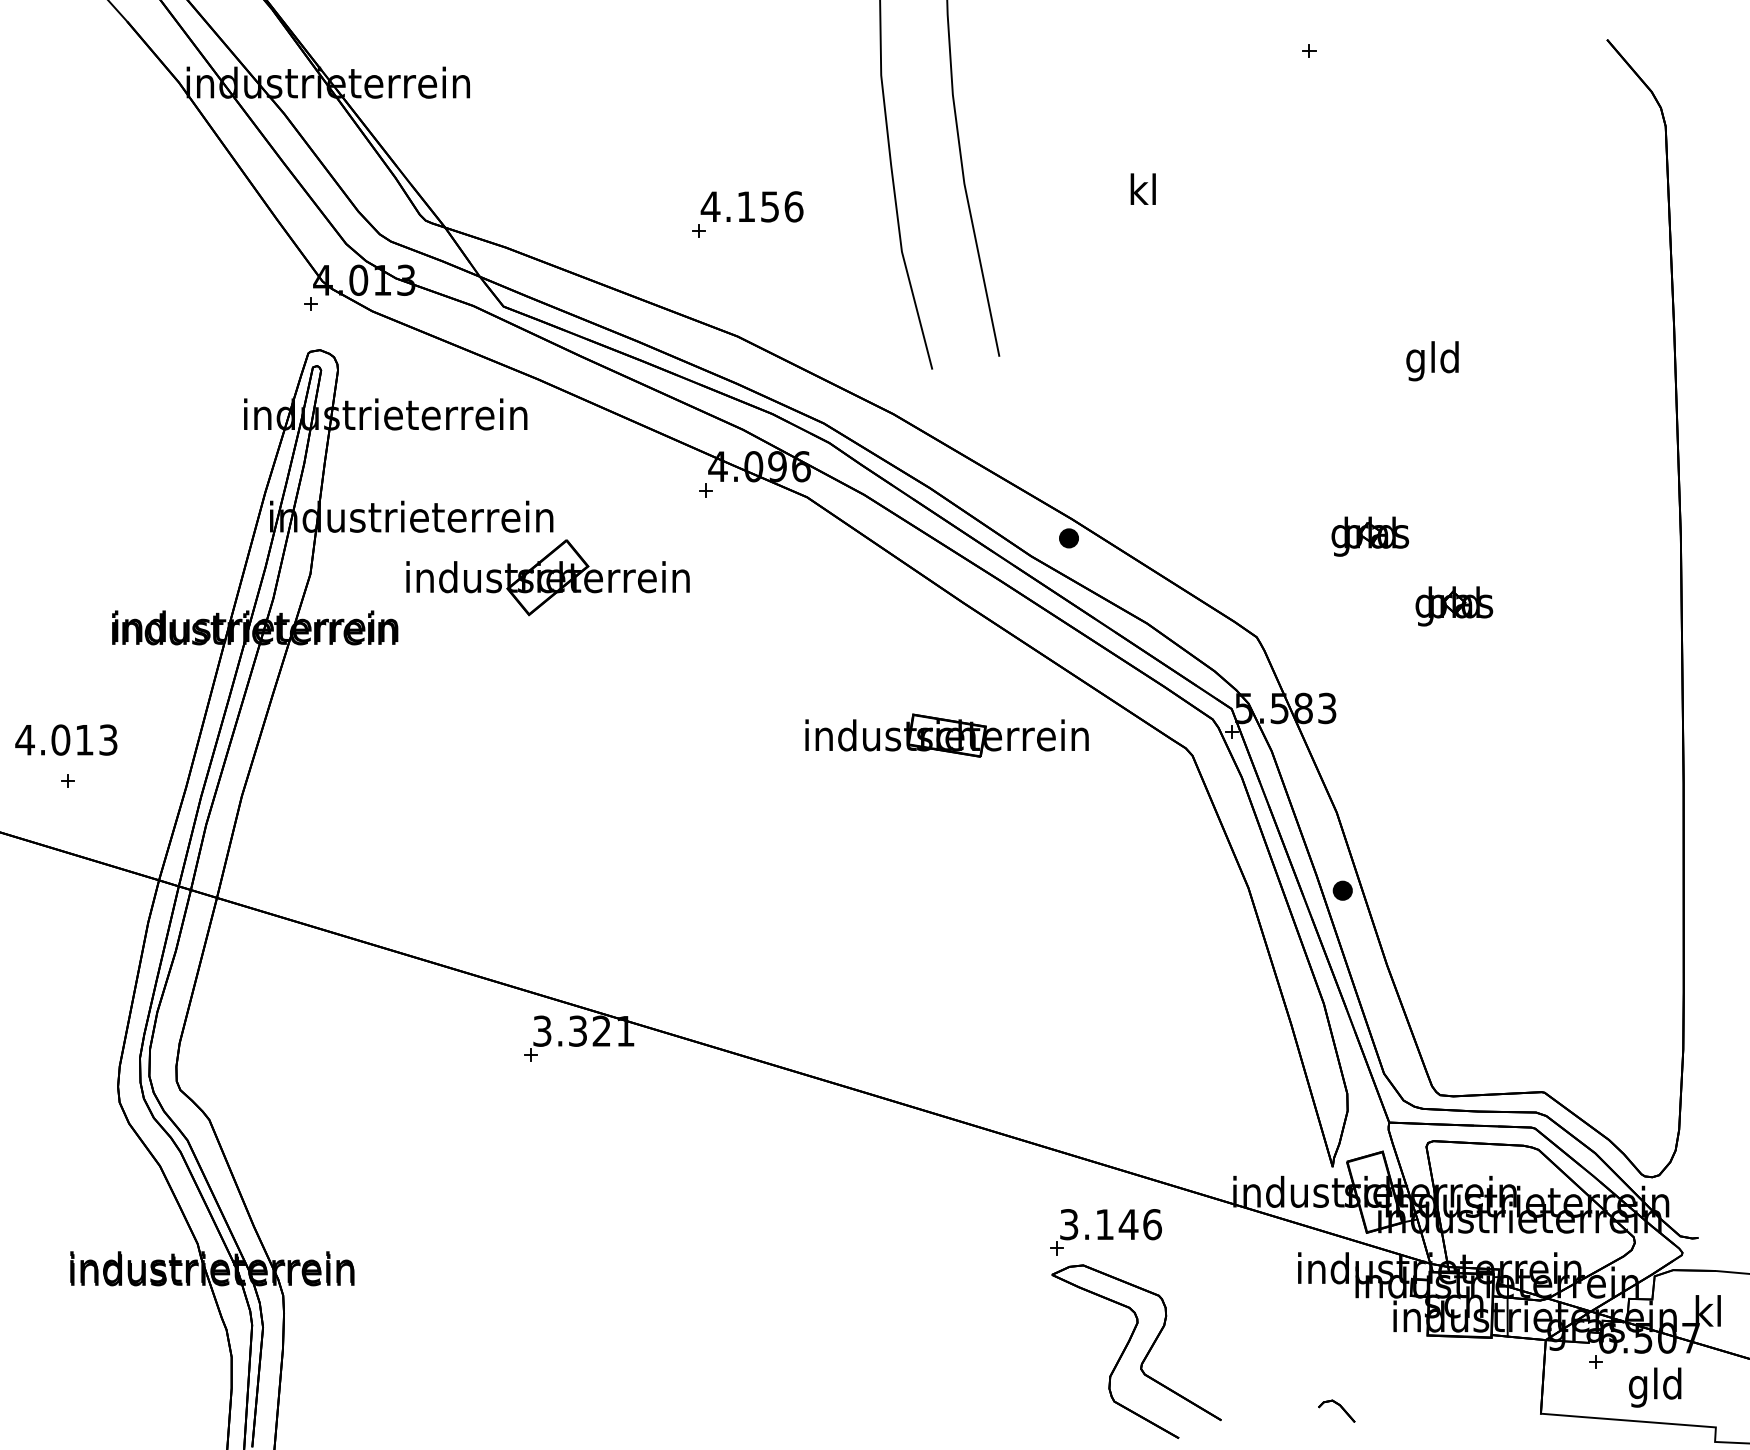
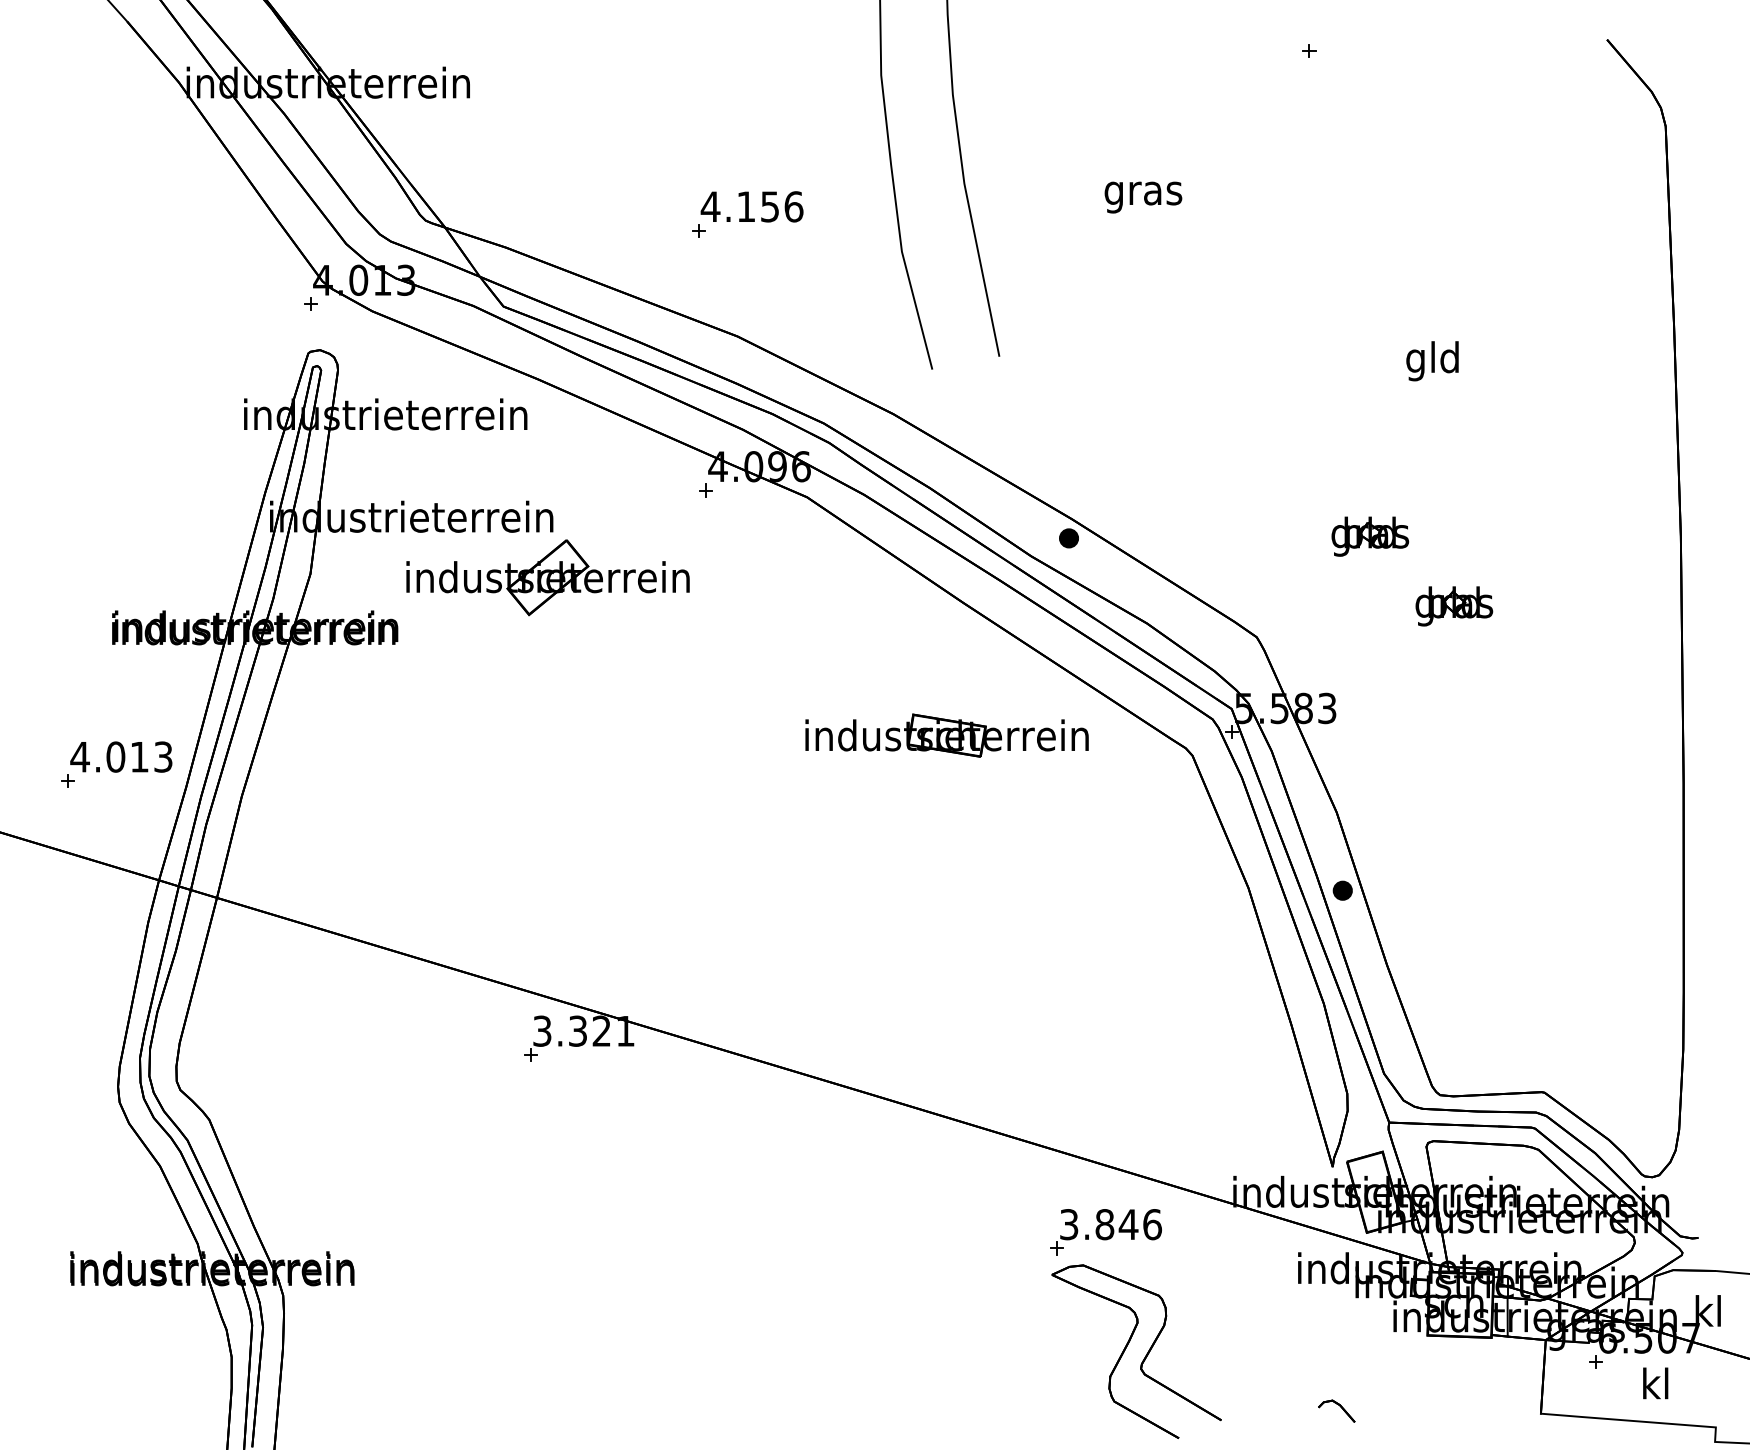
text: kl -> gras (1143, 193)
text position: (66, 739) -> (121, 756) (121, 756)
text: 3.146 -> 3.846 (1104, 1224)
text: gld -> kl (1655, 1387)
